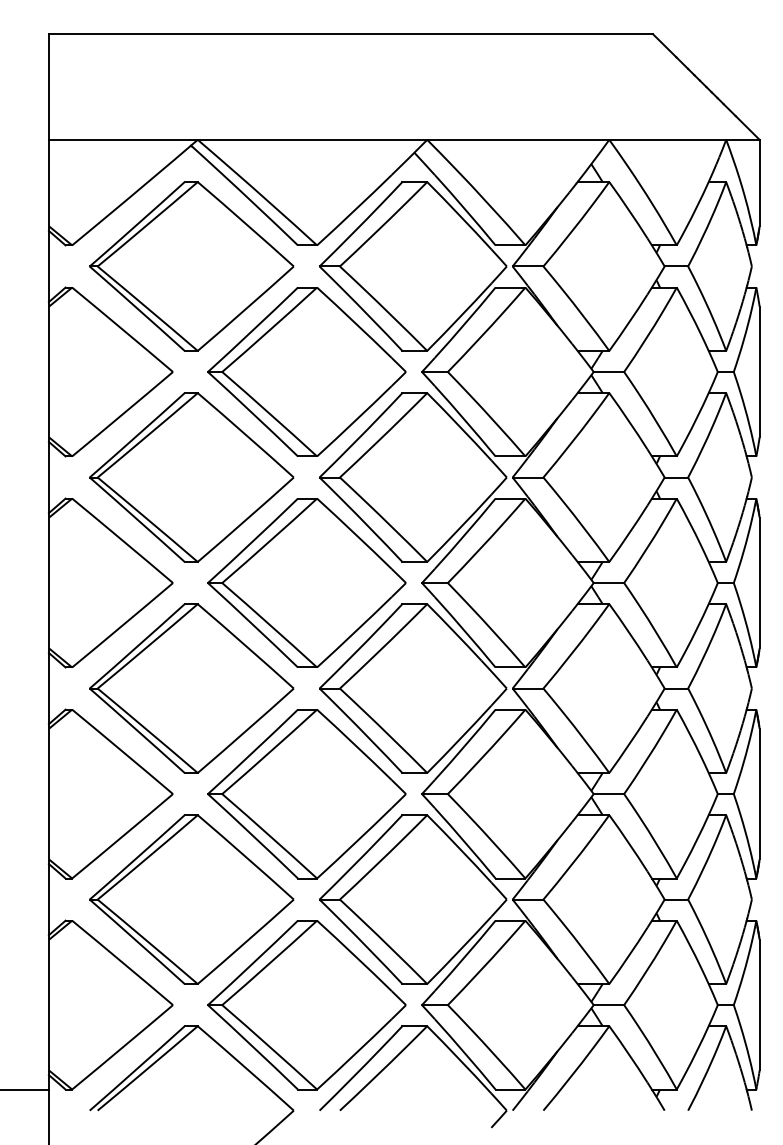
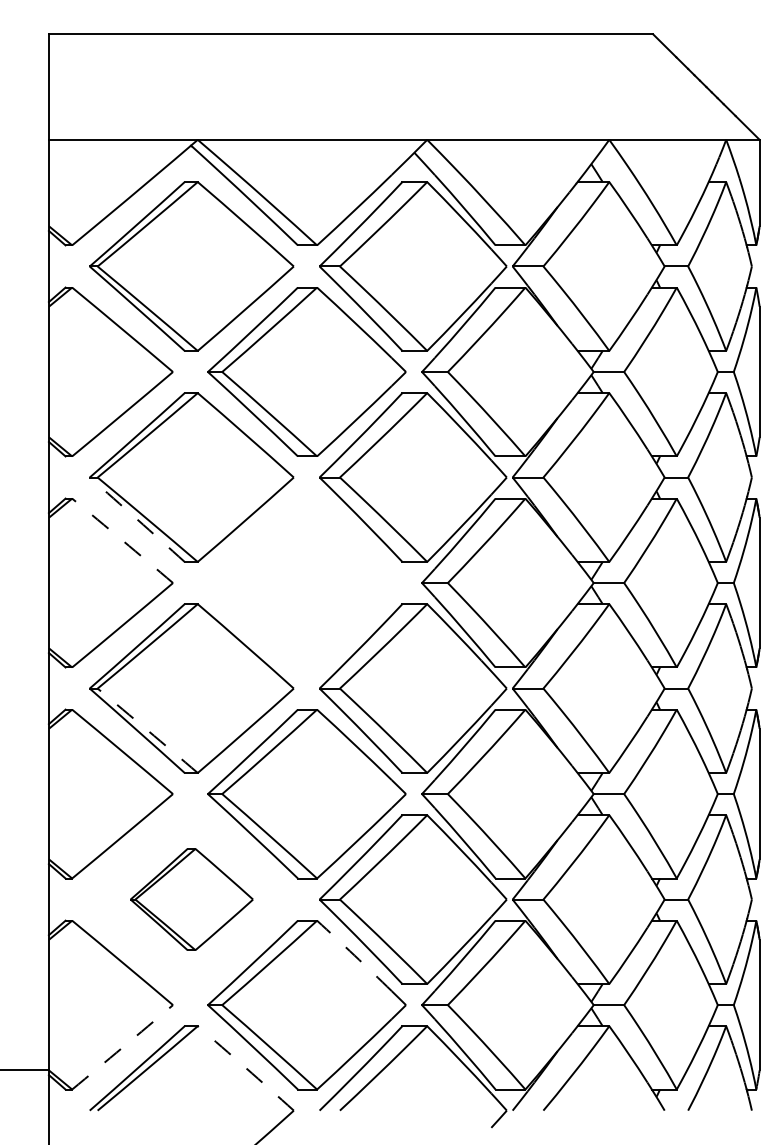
arc: solid -> dashed (137, 519)
arc: solid -> dashed (122, 540)
part: present -> none (306, 582)
arc: solid -> dashed (147, 730)
part size: 206x171 px -> 124x103 px (191, 899)
arc: solid -> dashed (354, 955)
arc: solid -> dashed (122, 1047)
arc: solid -> dashed (246, 1068)
line position: (25, 1089) -> (25, 1069) (25, 1069)
